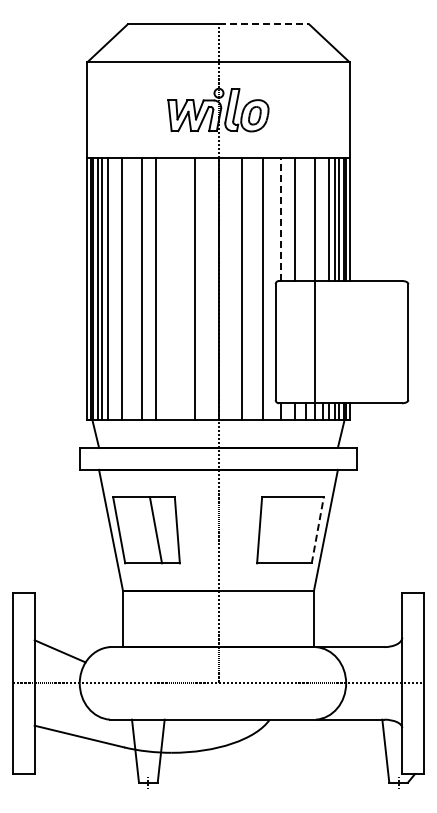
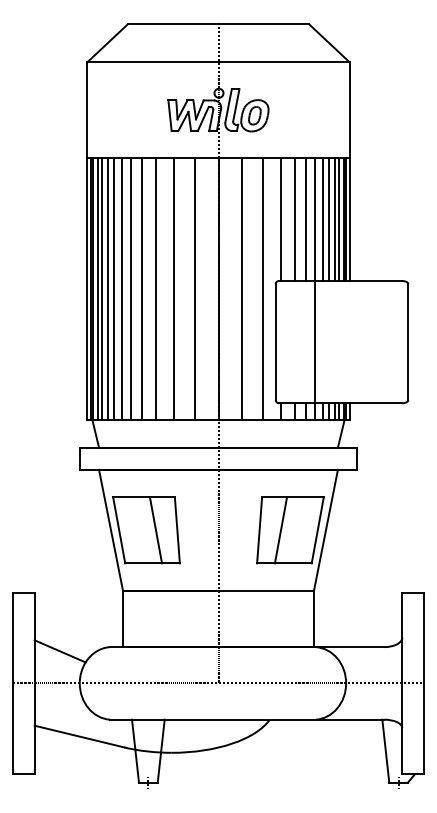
line: dashed -> solid (264, 24)
line: dashed -> solid (280, 219)
line: none -> present (306, 219)
line: none -> present (322, 219)
line: none -> present (114, 289)
line: none -> present (130, 289)
line: none -> present (174, 289)
line: none -> present (280, 530)
line: dashed -> solid (317, 530)
